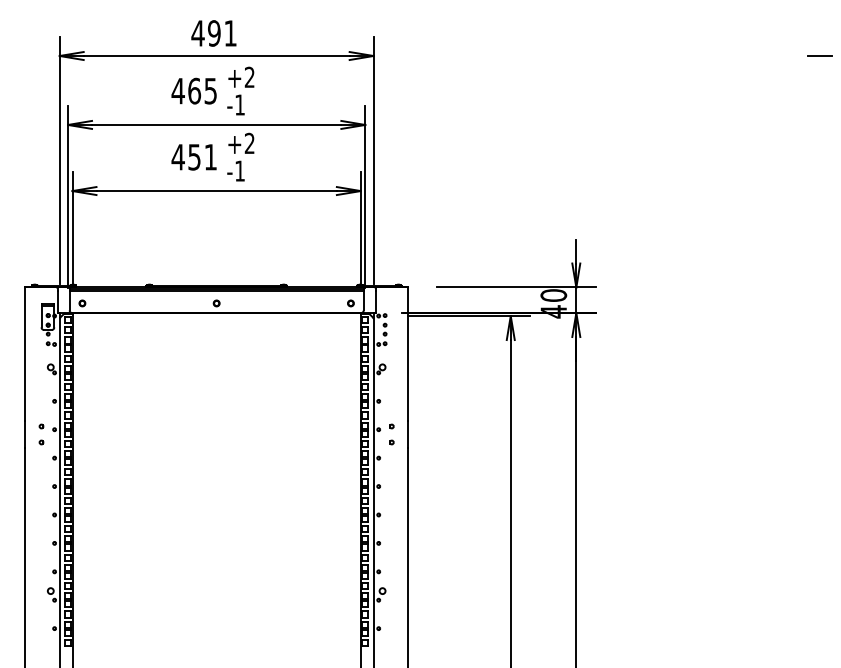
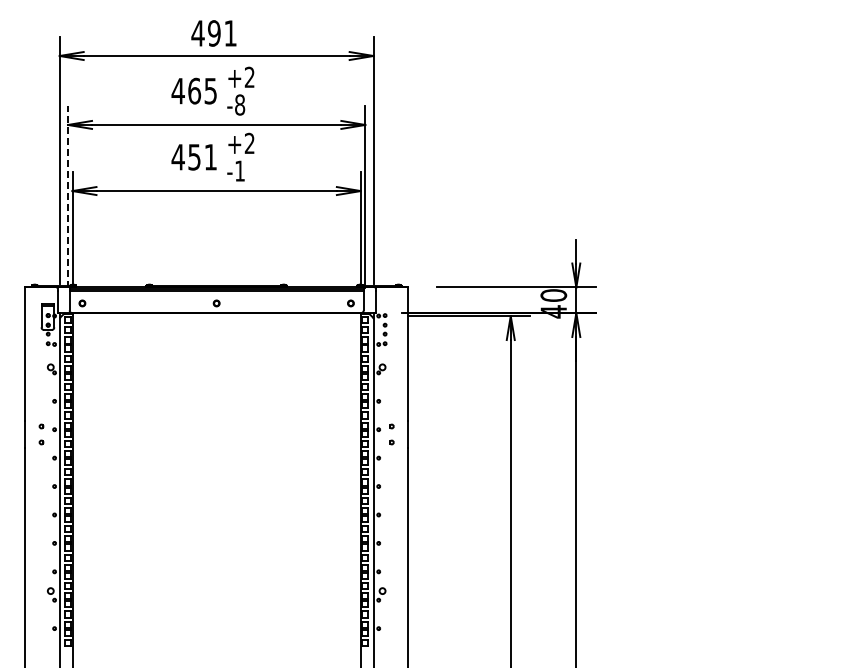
line: present -> none (819, 55)
text: -1 -> -8 (240, 104)
line: solid -> dashed (68, 196)
